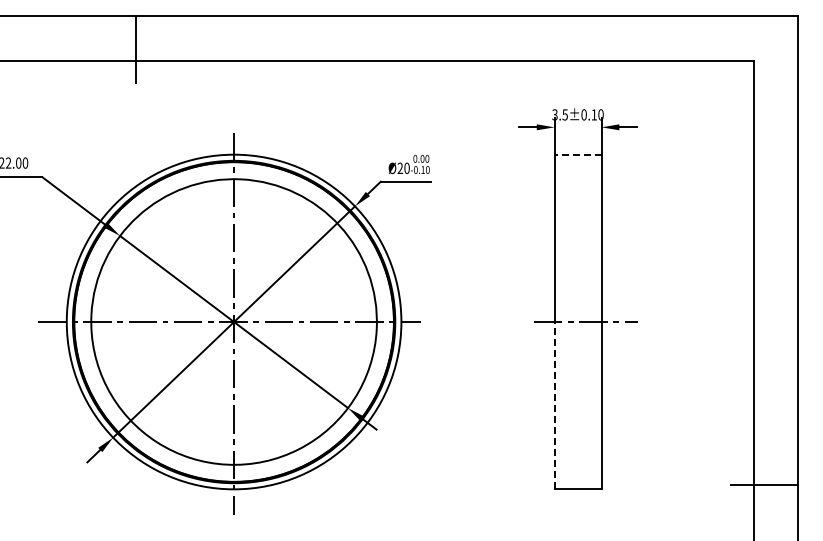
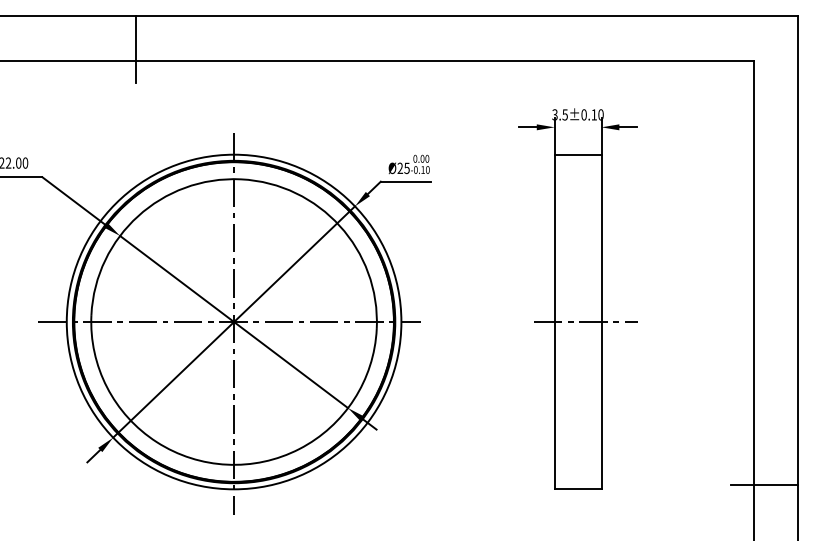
line: dashed -> solid (577, 154)
text: Ø20 -> Ø25 (406, 167)
line: dashed -> solid (554, 405)
